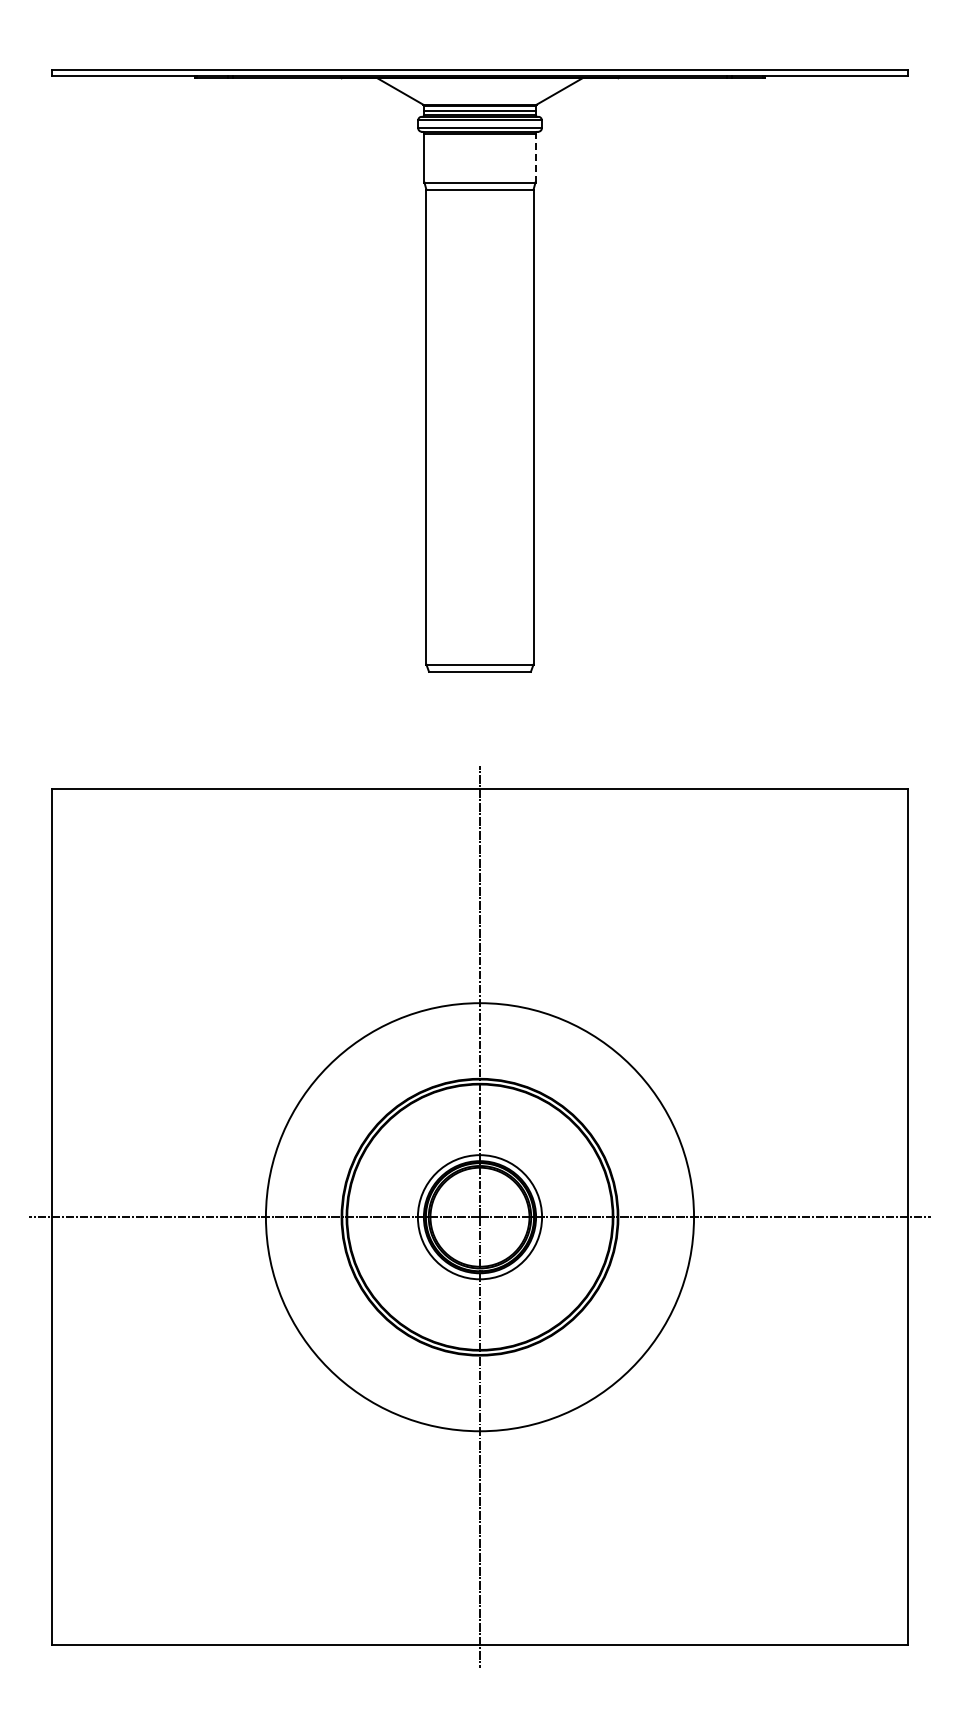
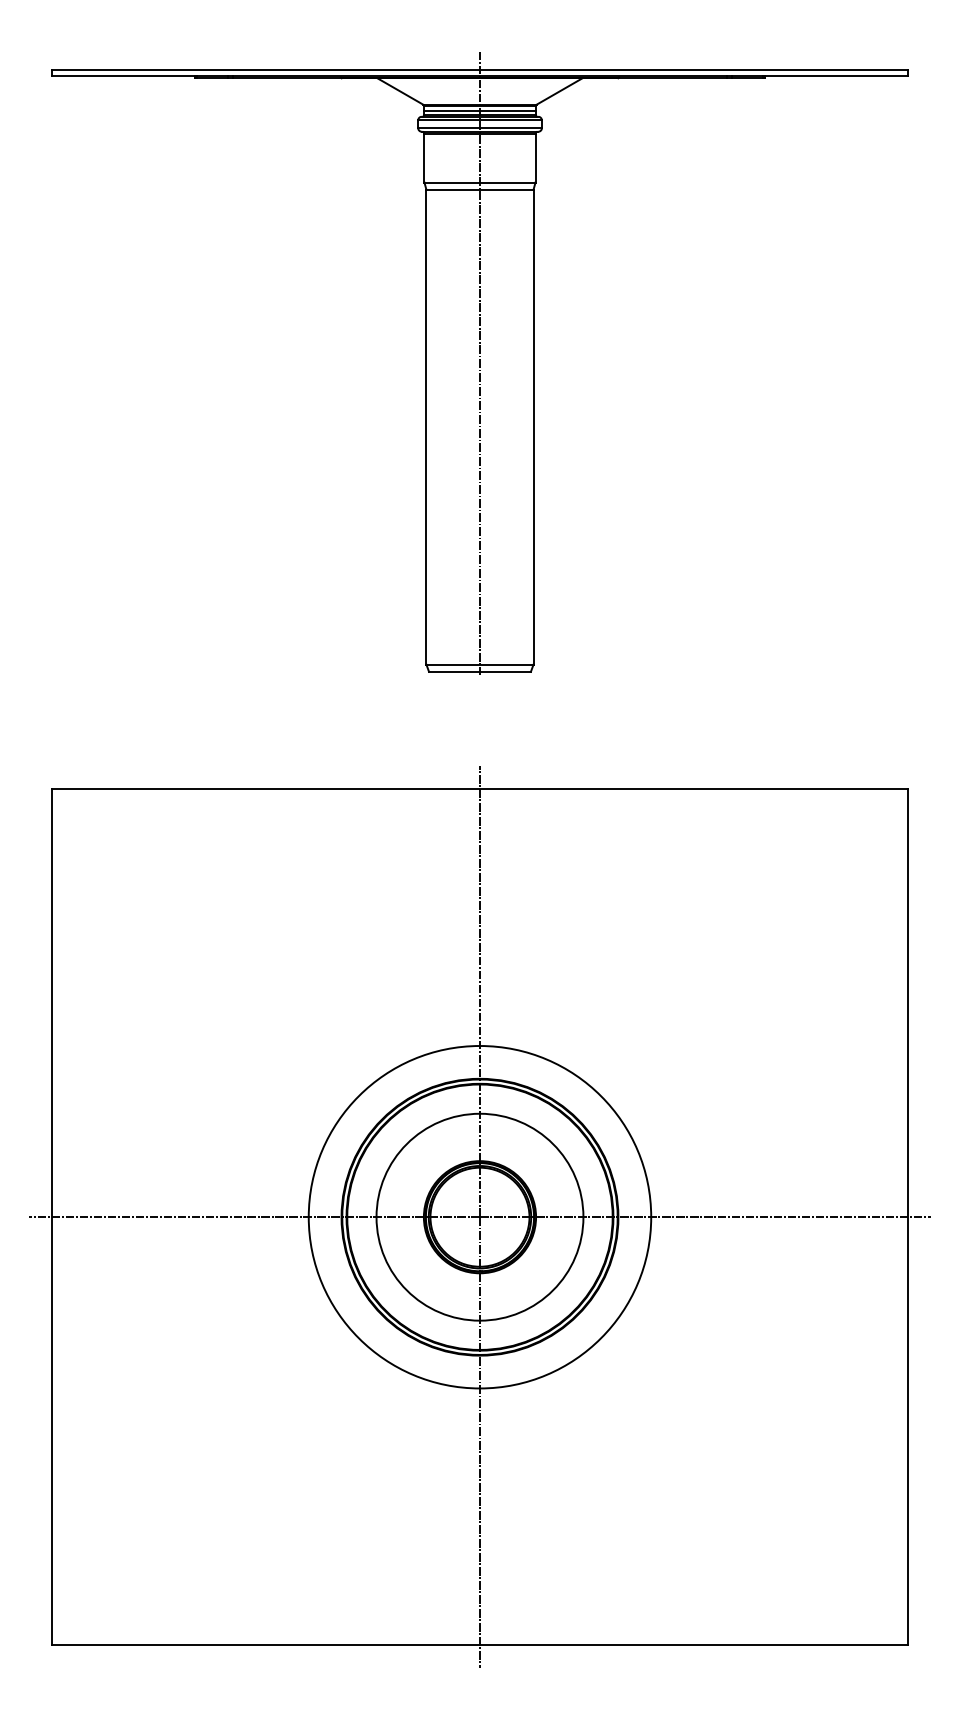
line: dashed -> solid (535, 157)
line: none -> present (479, 362)
circle diameter: 124 px -> 207 px (479, 1216)
circle diameter: 428 px -> 342 px (479, 1217)
